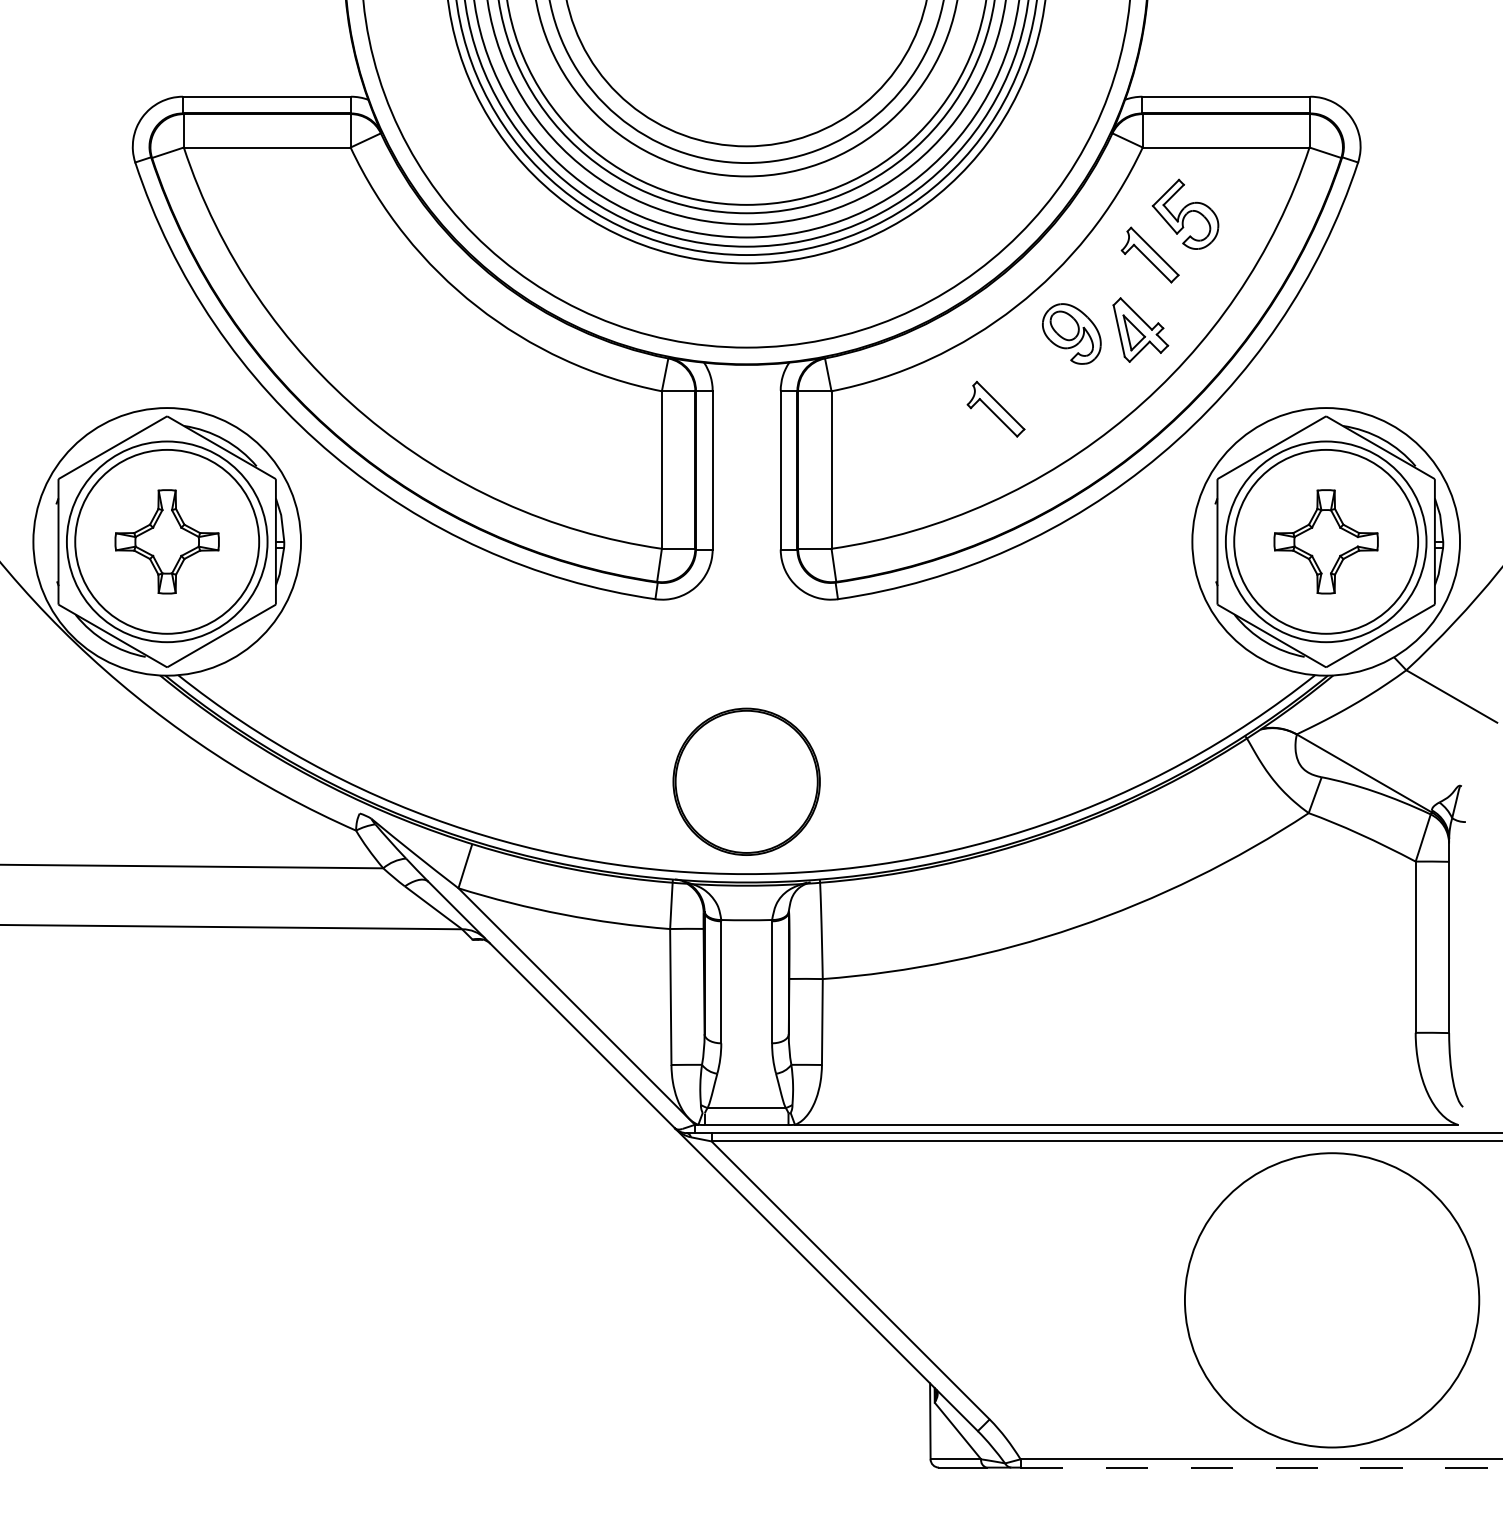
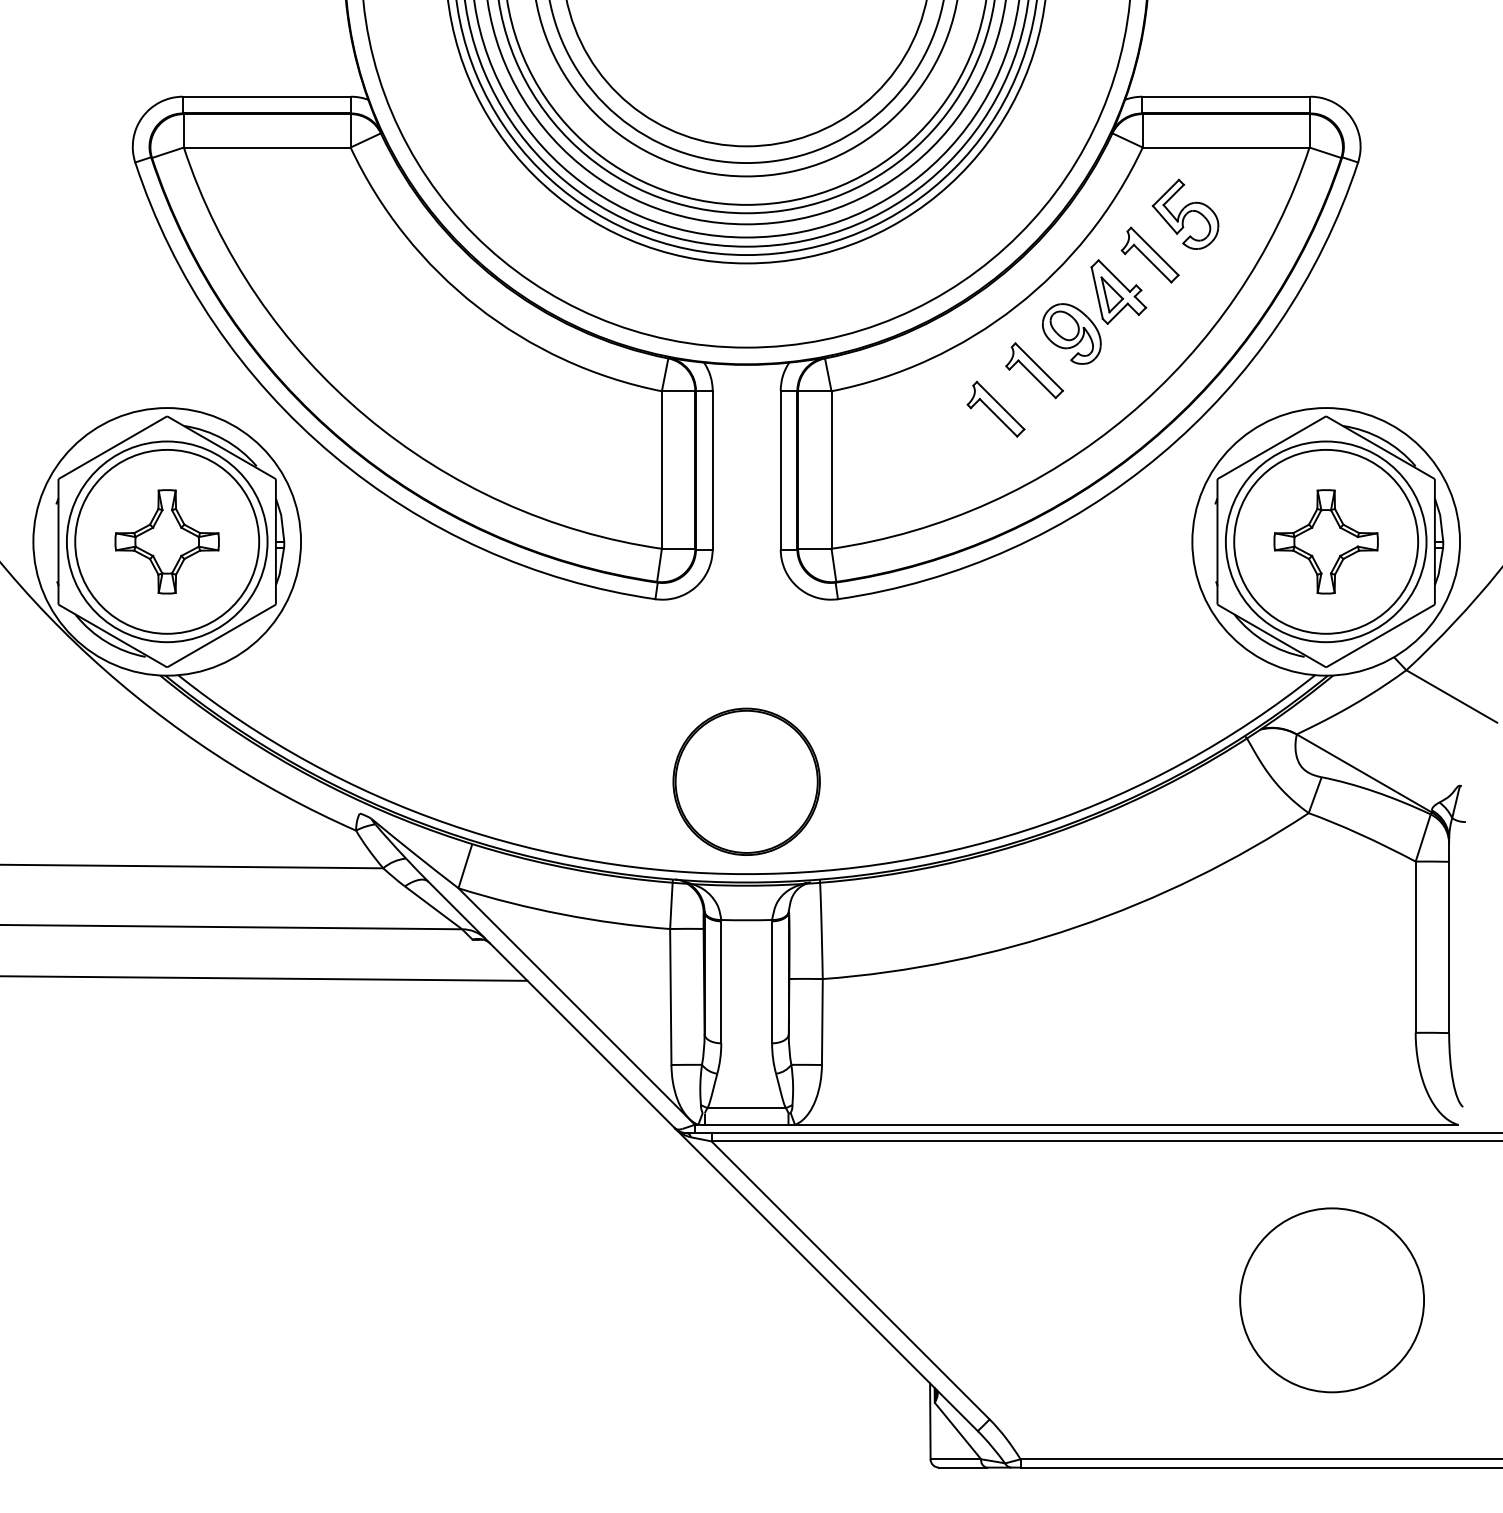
part position: (1140, 329) -> (1118, 291) (1118, 291)
part: none -> present (1034, 370)
line: none -> present (264, 978)
circle diameter: 294 px -> 184 px (1332, 1300)
line: dashed -> solid (1261, 1467)
